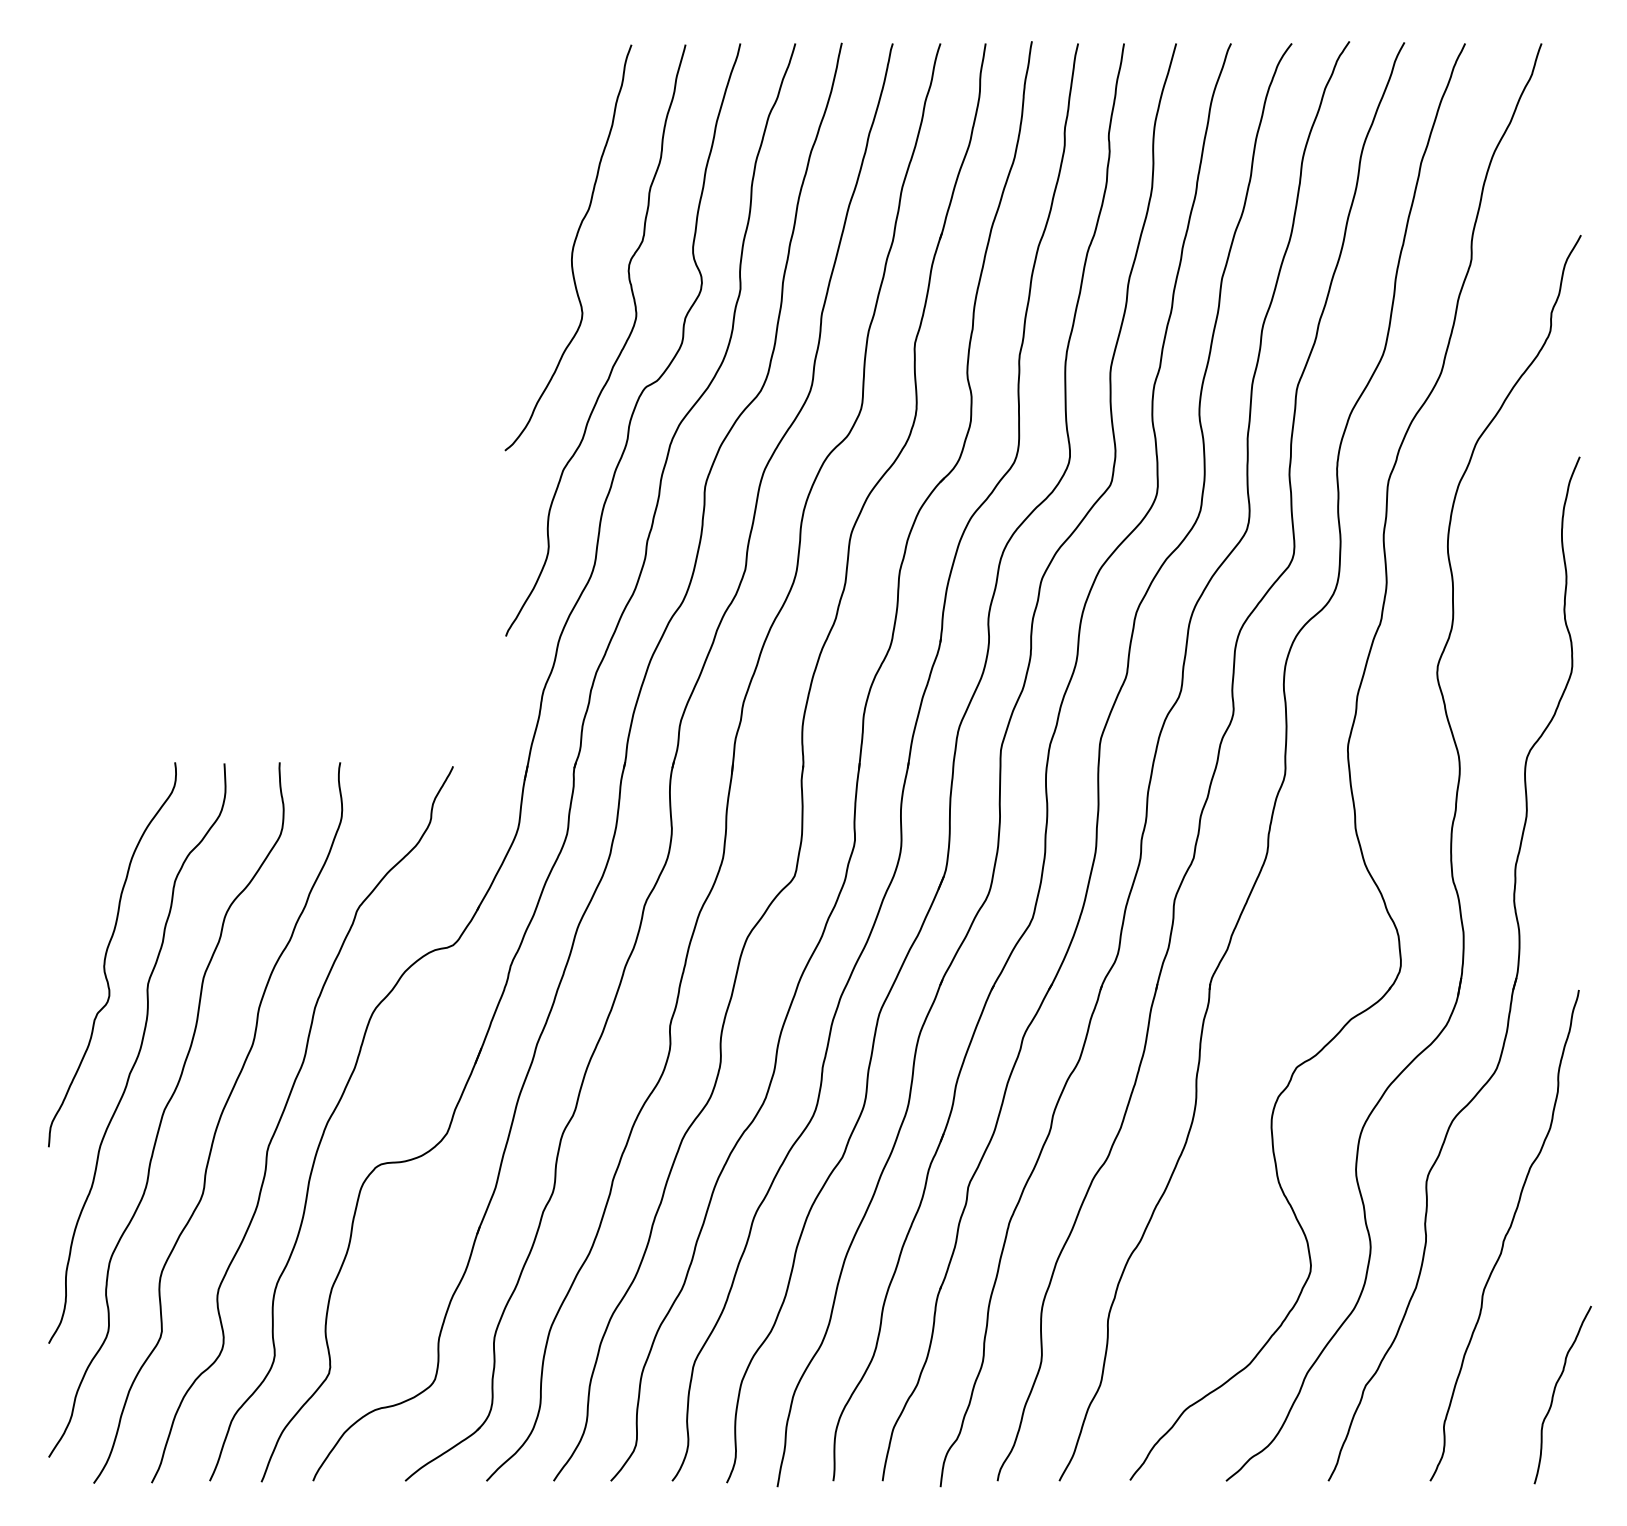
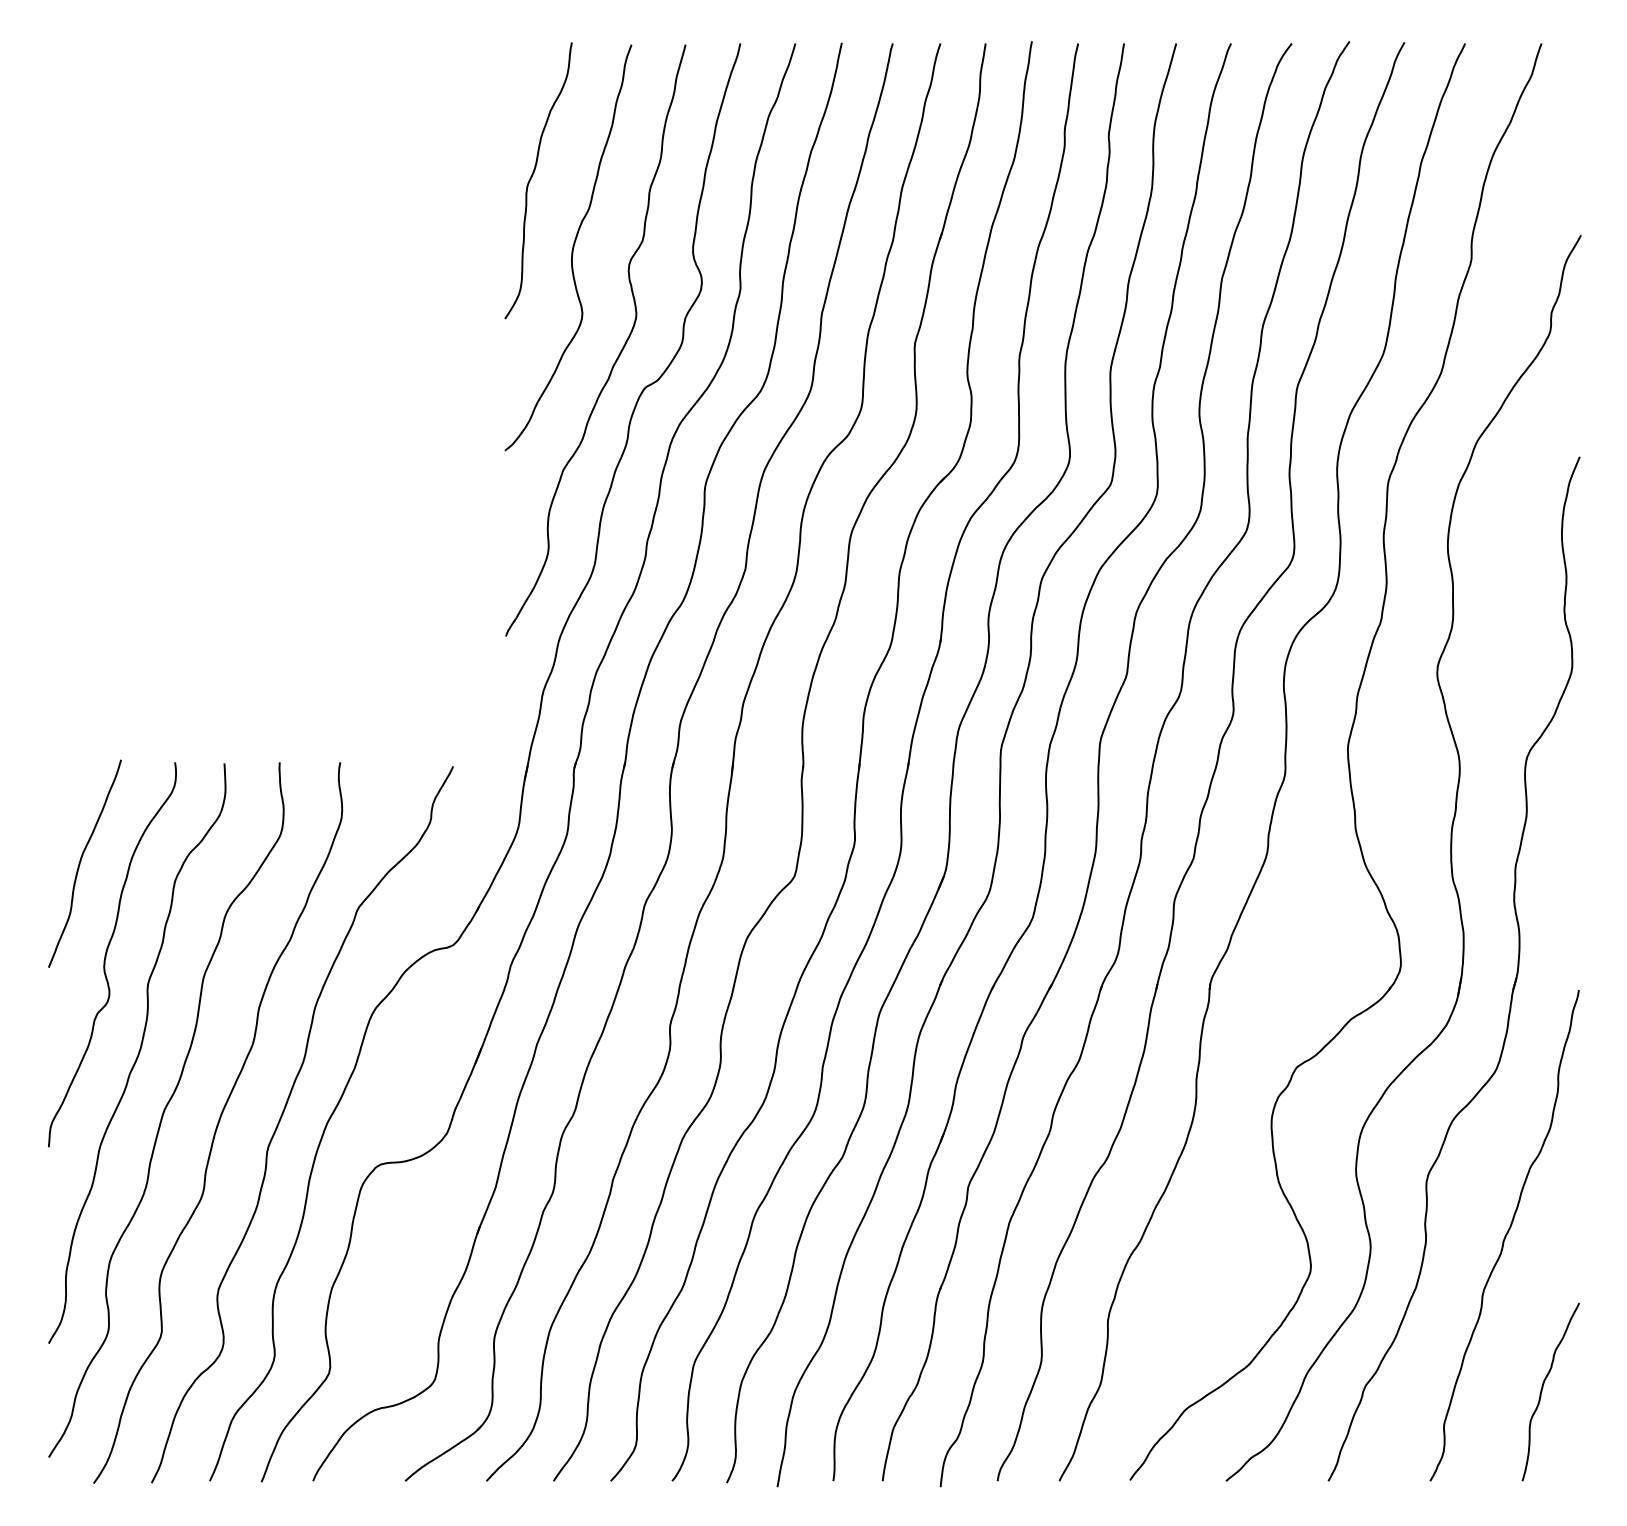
curve: none -> present (532, 177)
curve: none -> present (81, 861)
curve position: (1554, 1394) -> (1542, 1391) (1542, 1391)
